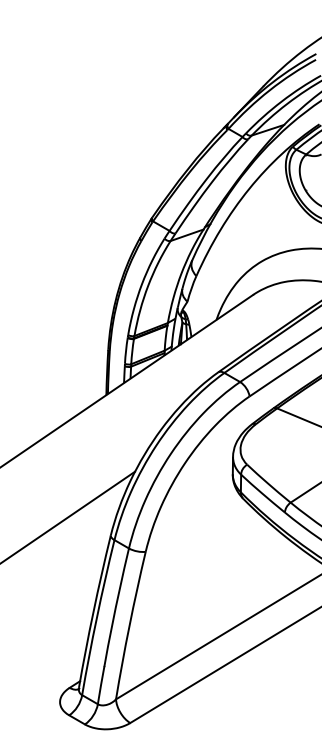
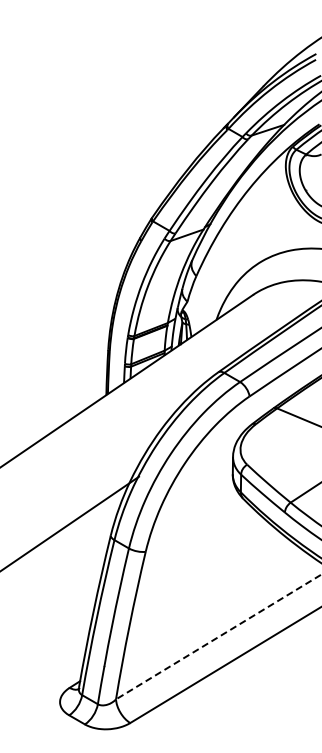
line position: (68, 516) -> (70, 522) (70, 522)
line: solid -> dashed (218, 637)
